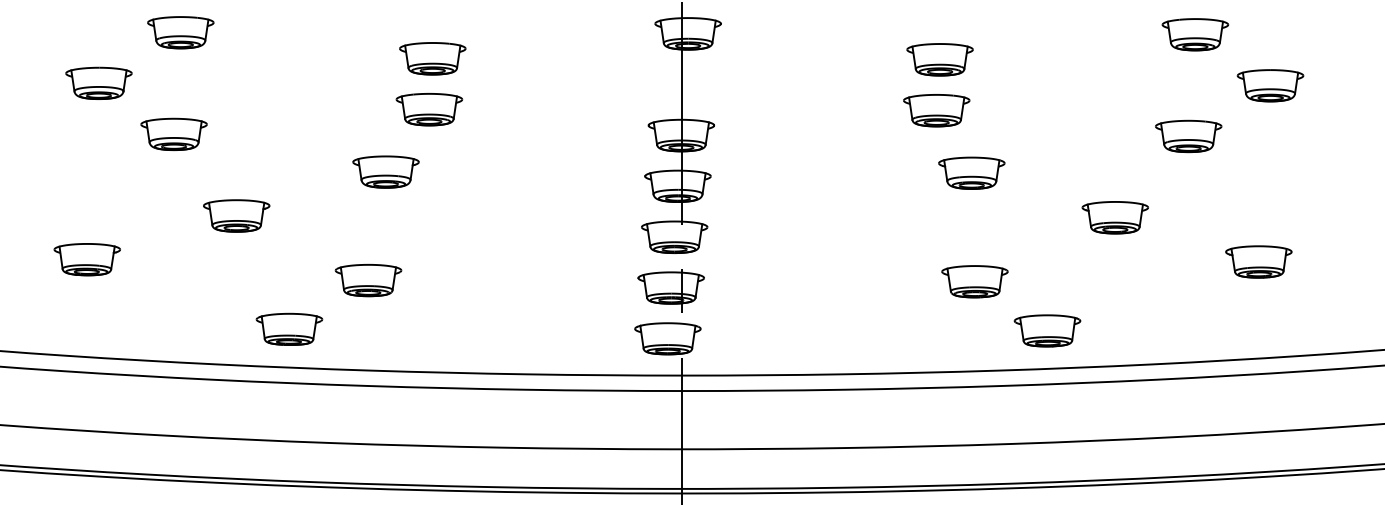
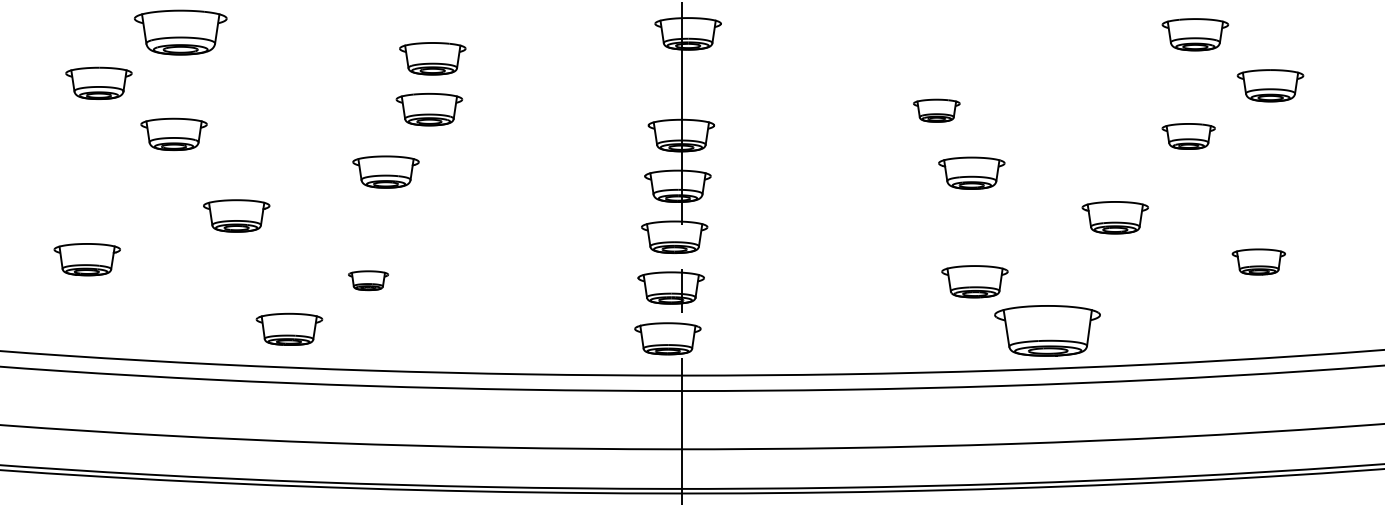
part size: 68x34 px -> 95x47 px (180, 32)
part: present -> none (939, 59)
part size: 68x34 px -> 48x25 px (936, 110)
part size: 68x35 px -> 55x27 px (1188, 136)
part size: 68x34 px -> 55x28 px (1258, 261)
part size: 69x34 px -> 42x22 px (368, 280)
part size: 69x34 px -> 107x52 px (1047, 330)
